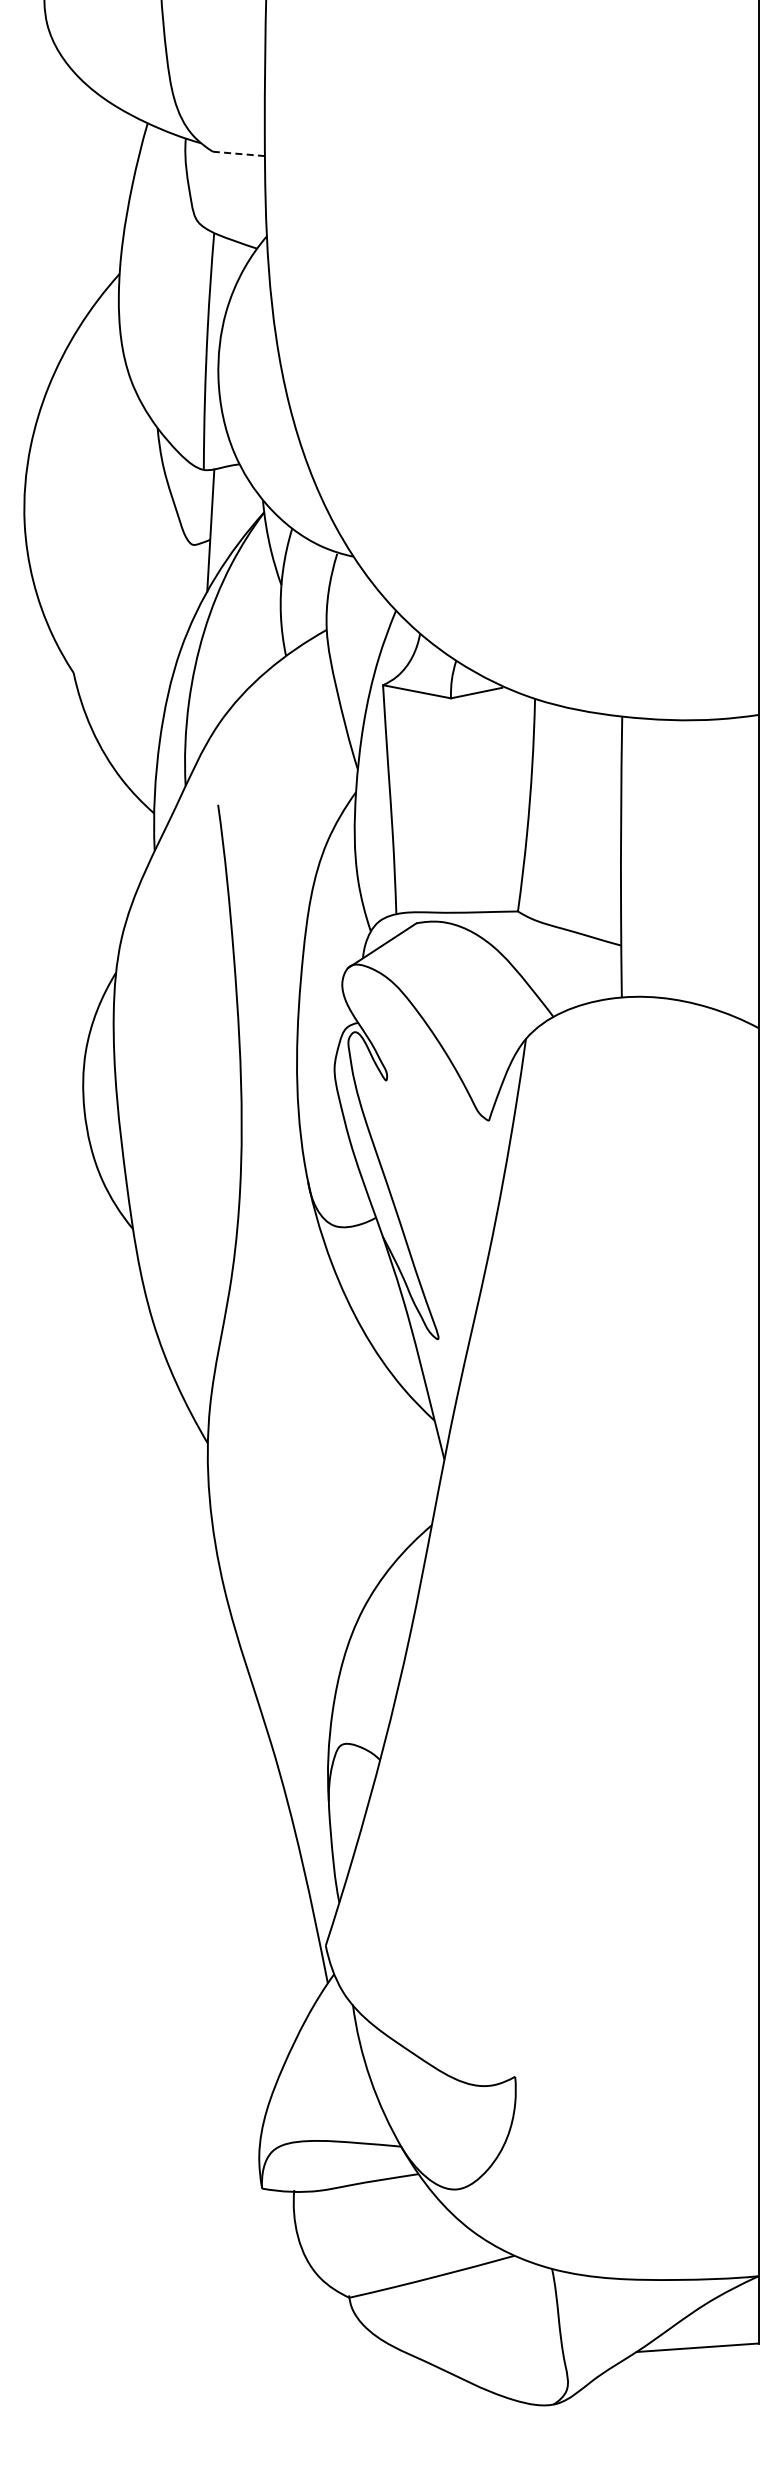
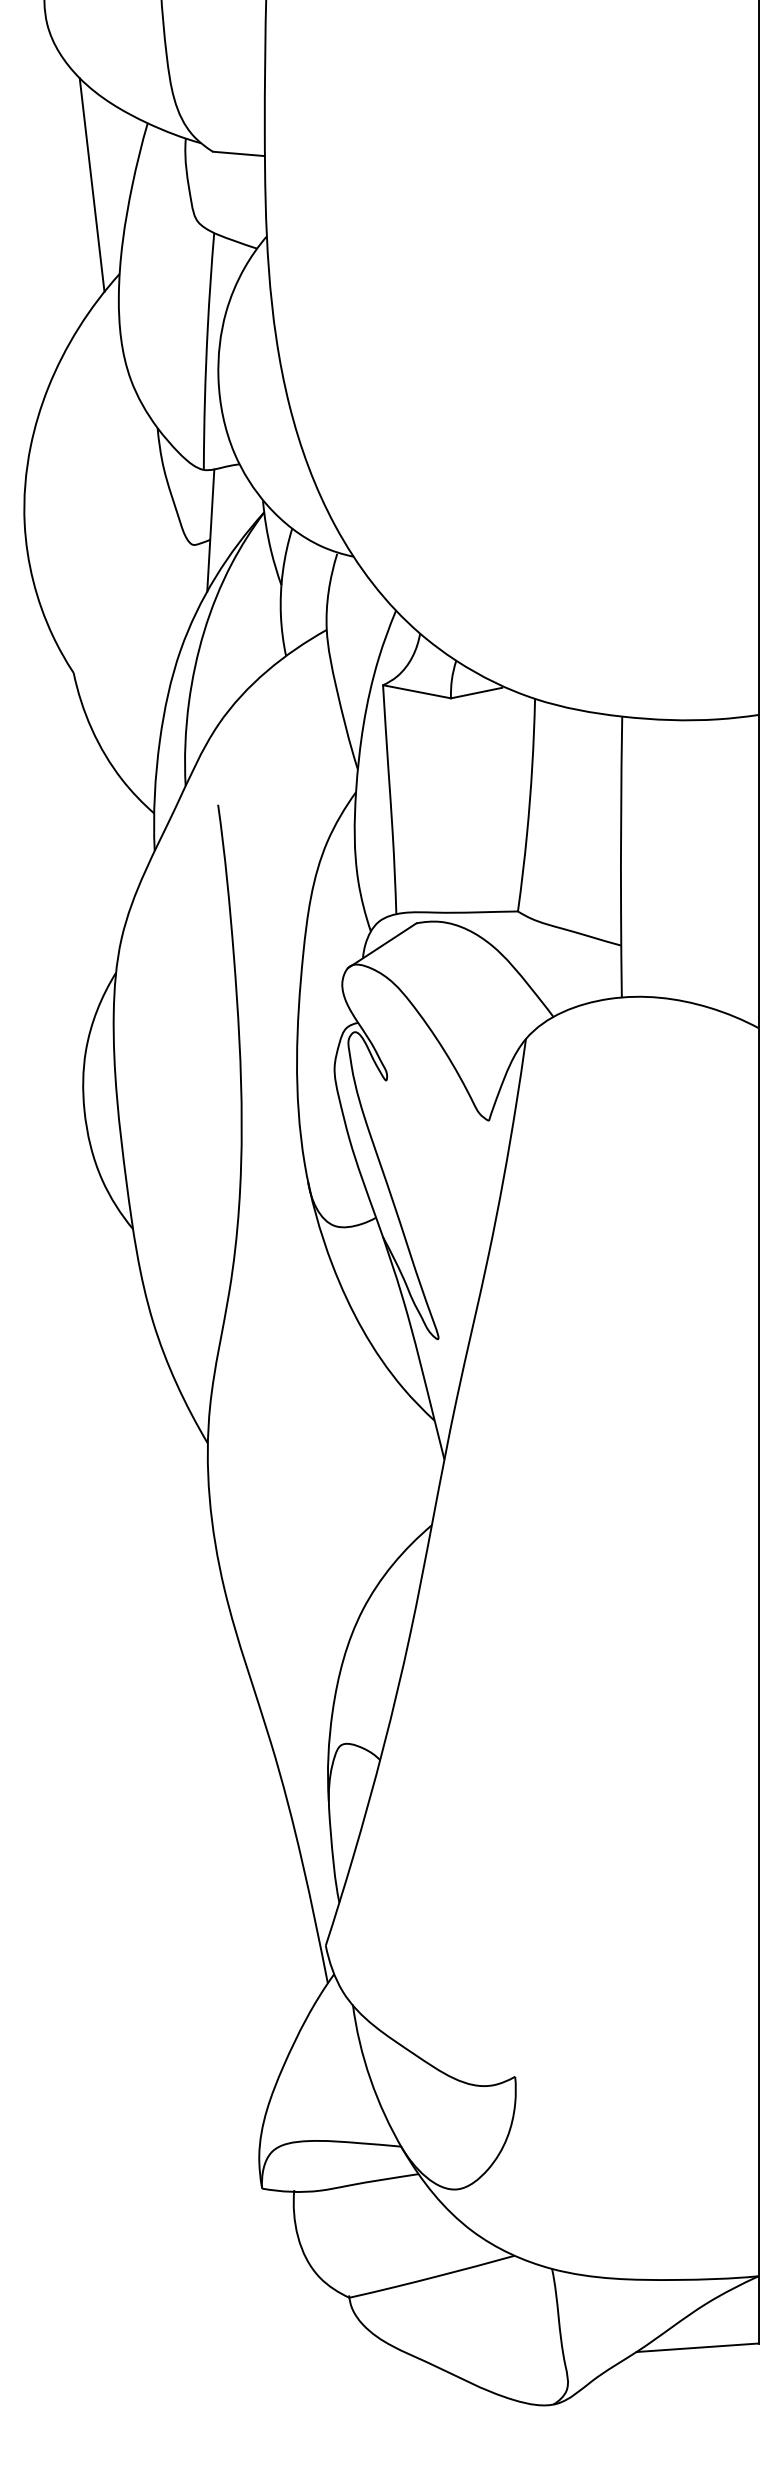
line: dashed -> solid (238, 153)
line: none -> present (91, 184)
